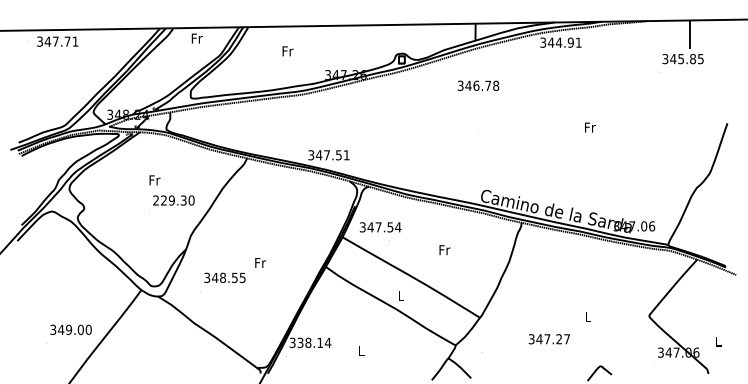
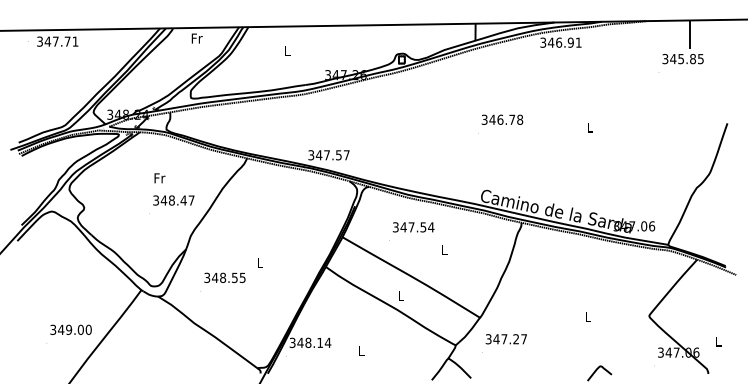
text: 344.91 -> 346.91 (558, 42)
text: Fr -> L (287, 51)
text position: (478, 85) -> (502, 119) (502, 119)
text: Fr -> L (590, 127)
text: 347.51 -> 347.57 (346, 155)
text position: (154, 180) -> (159, 178) (159, 178)
text: 229.30 -> 348.47 (173, 200)
text position: (380, 227) -> (413, 227) (413, 227)
text: Fr -> L (444, 250)
text: Fr -> L (260, 262)
text position: (548, 339) -> (505, 339) (505, 339)
text: 338.14 -> 348.14 (300, 342)
